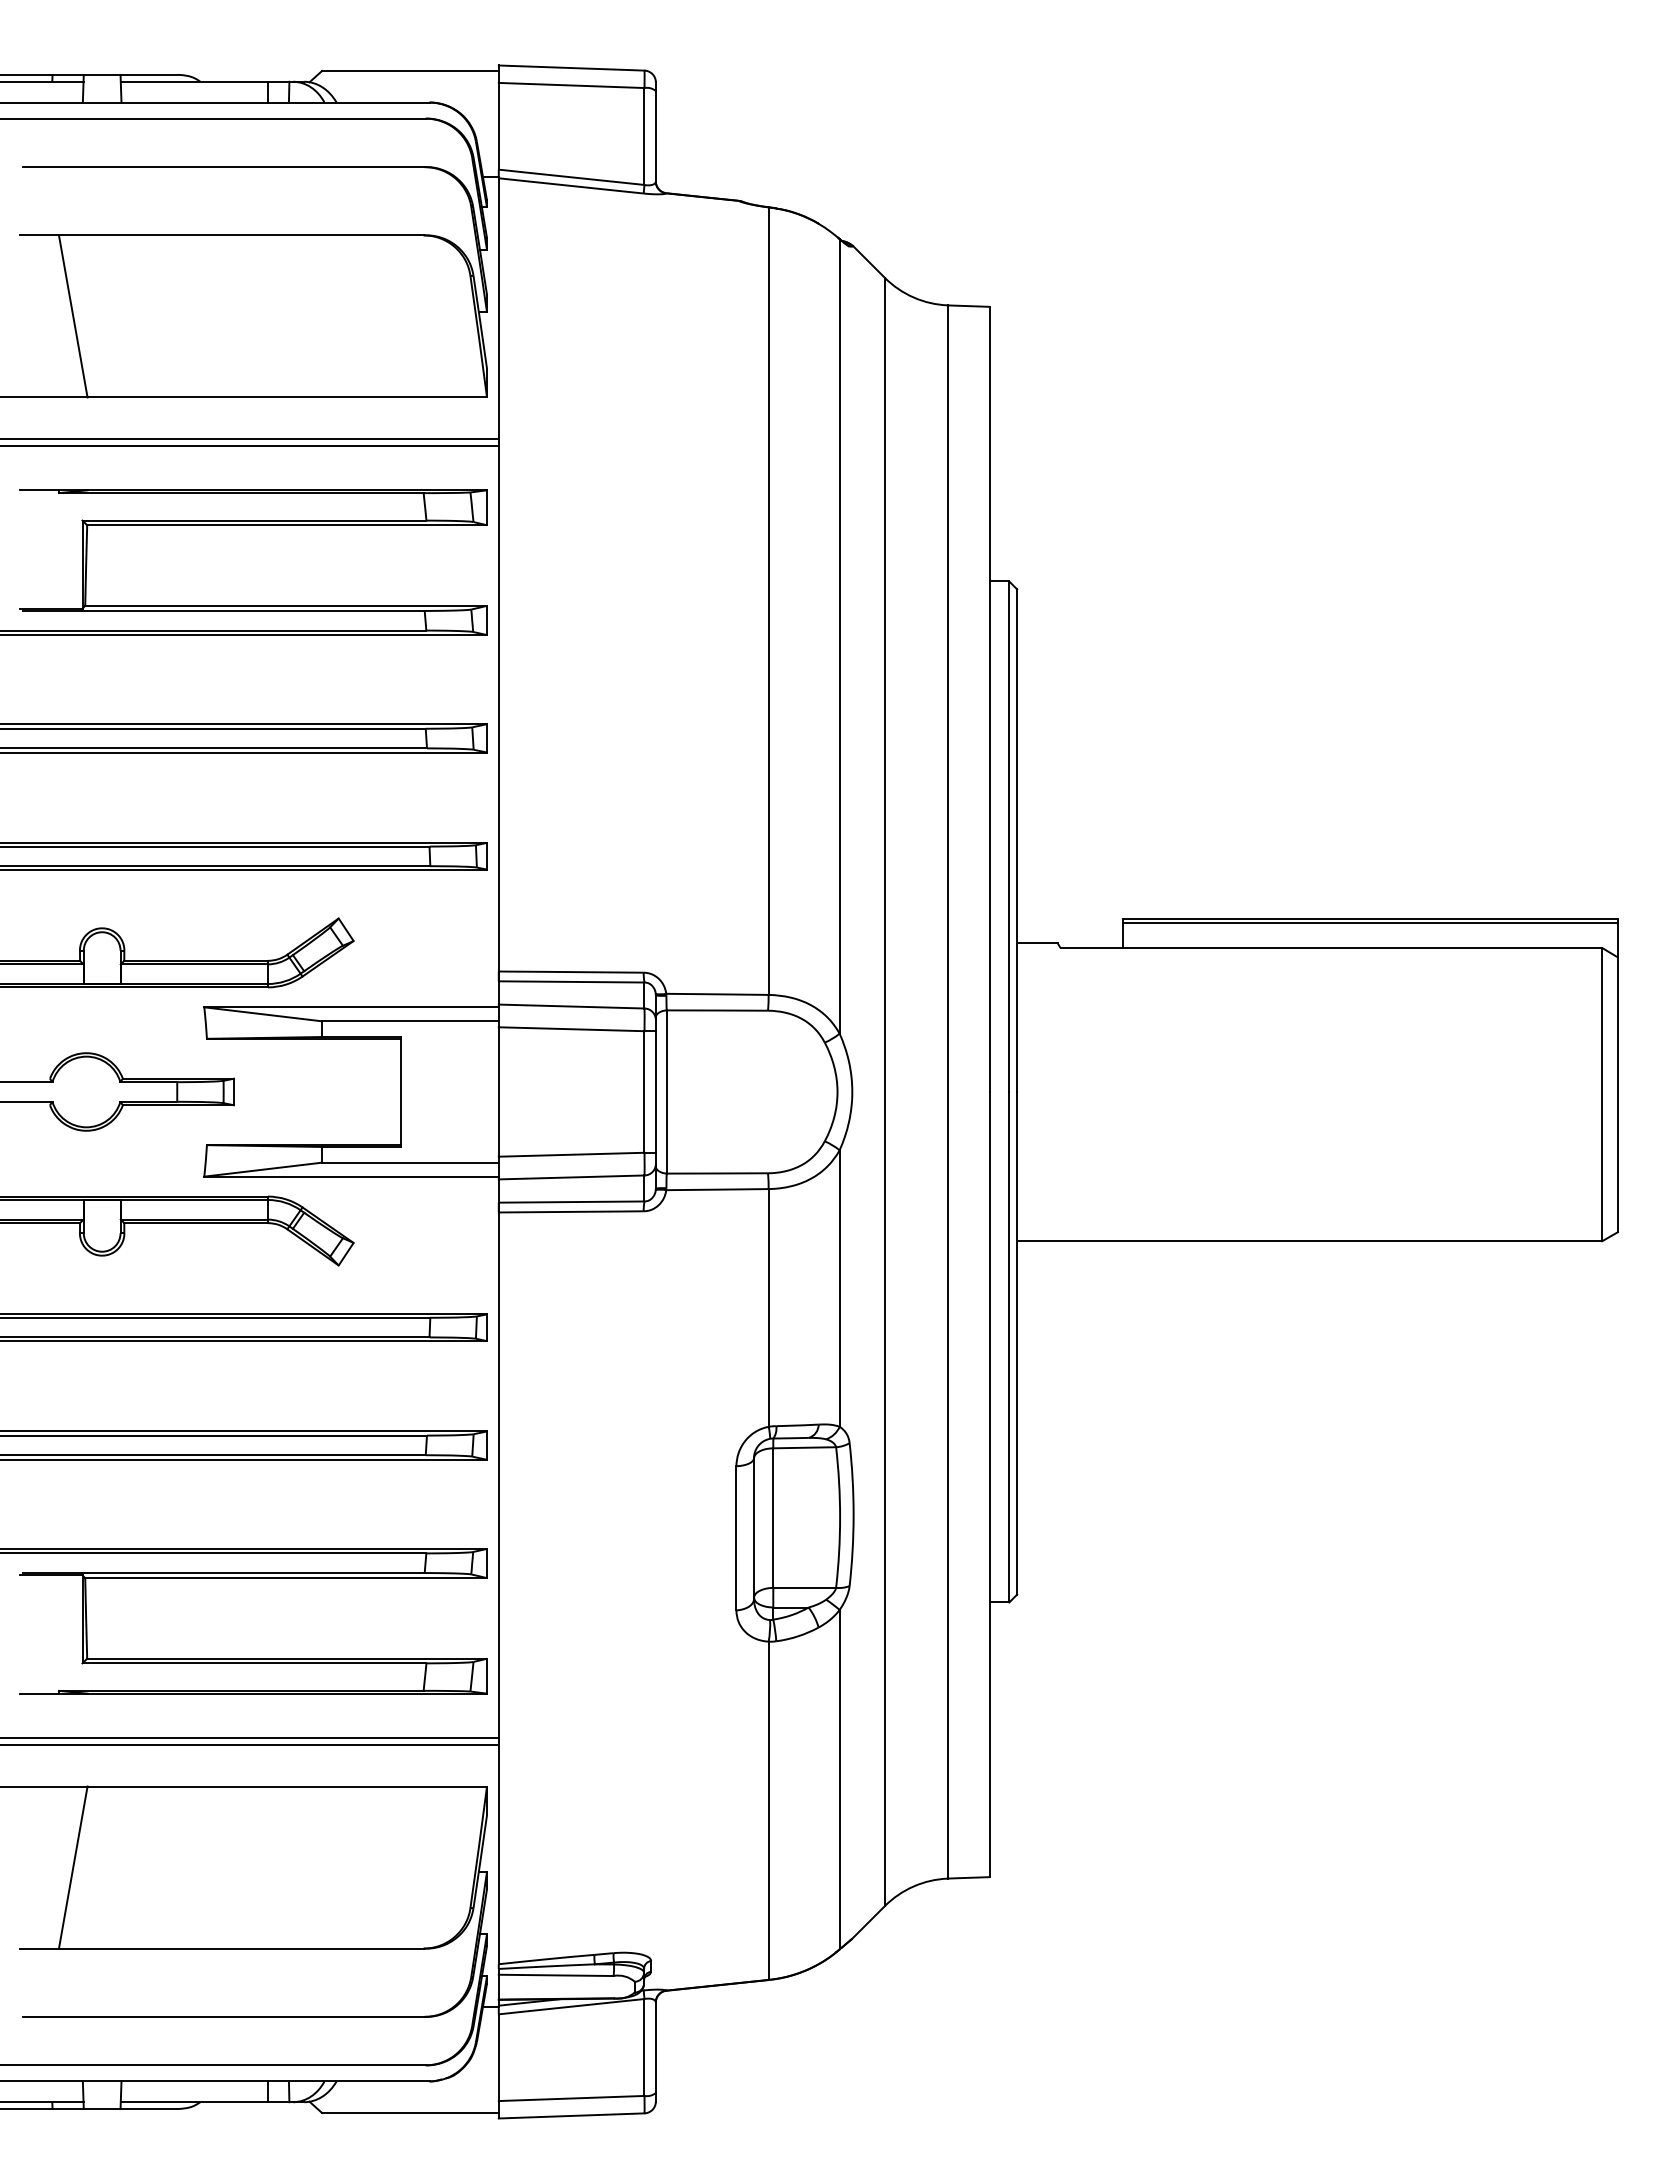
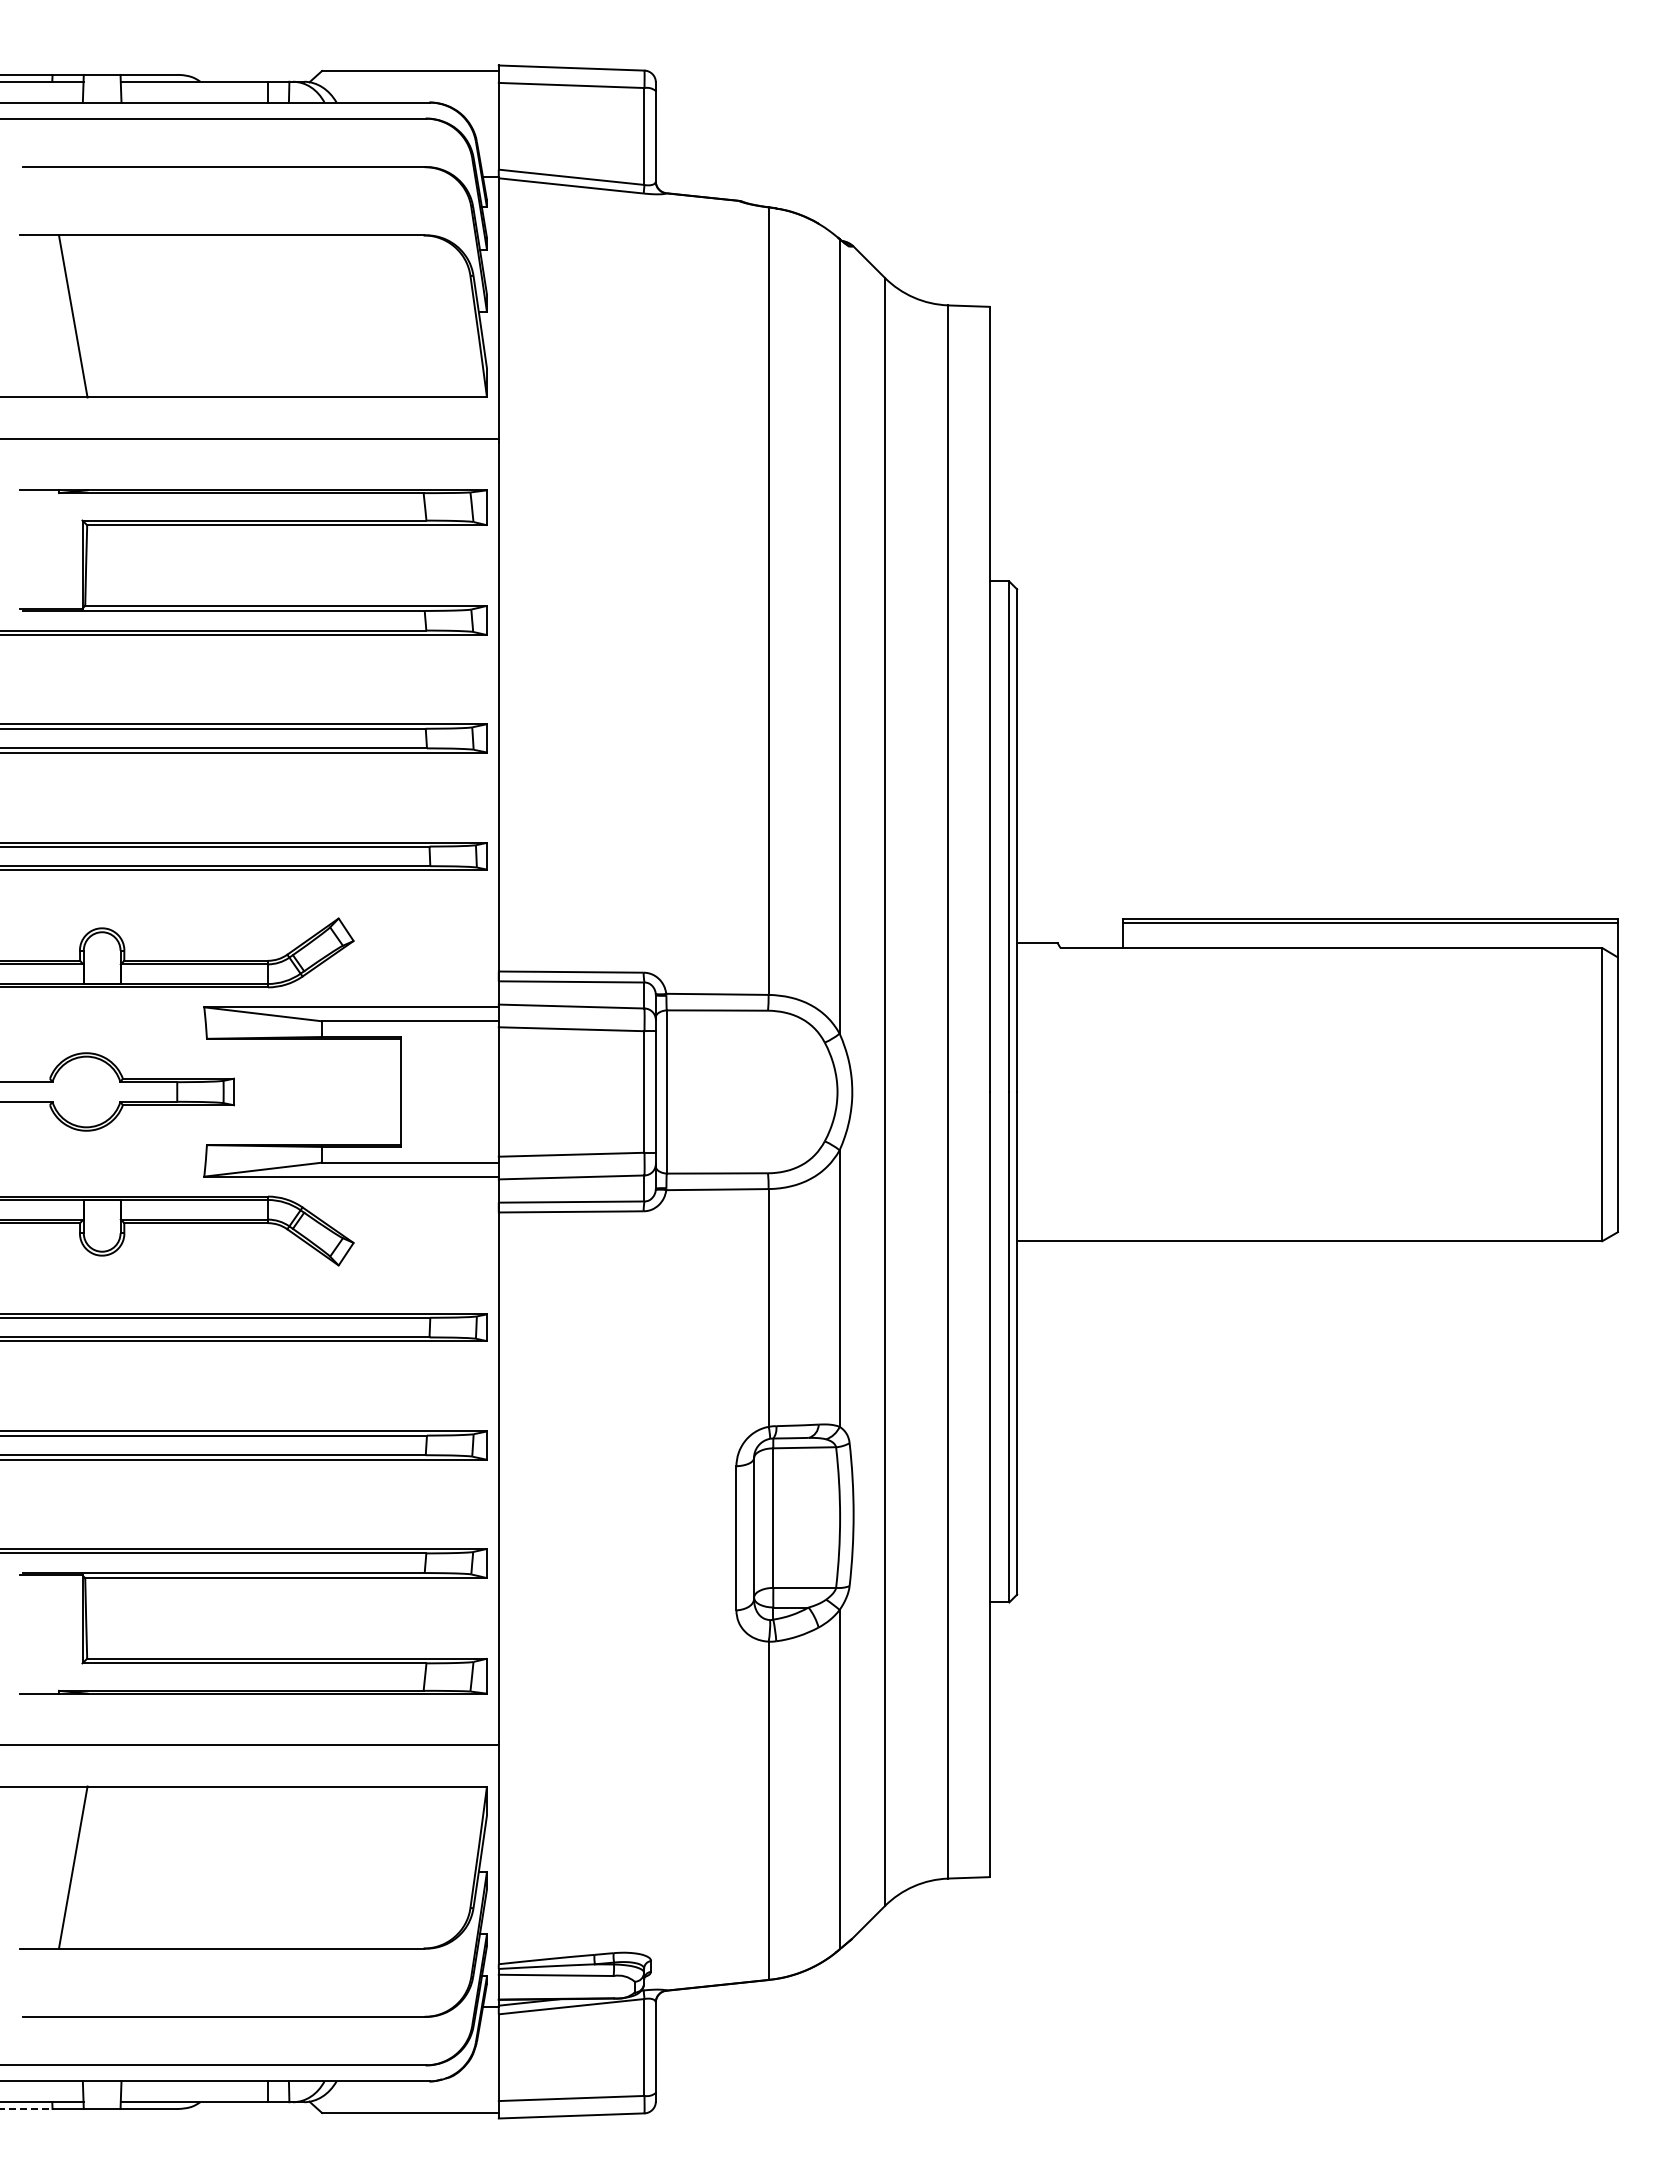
line: present -> none (250, 445)
line: present -> none (250, 1738)
line: solid -> dashed (26, 2109)
